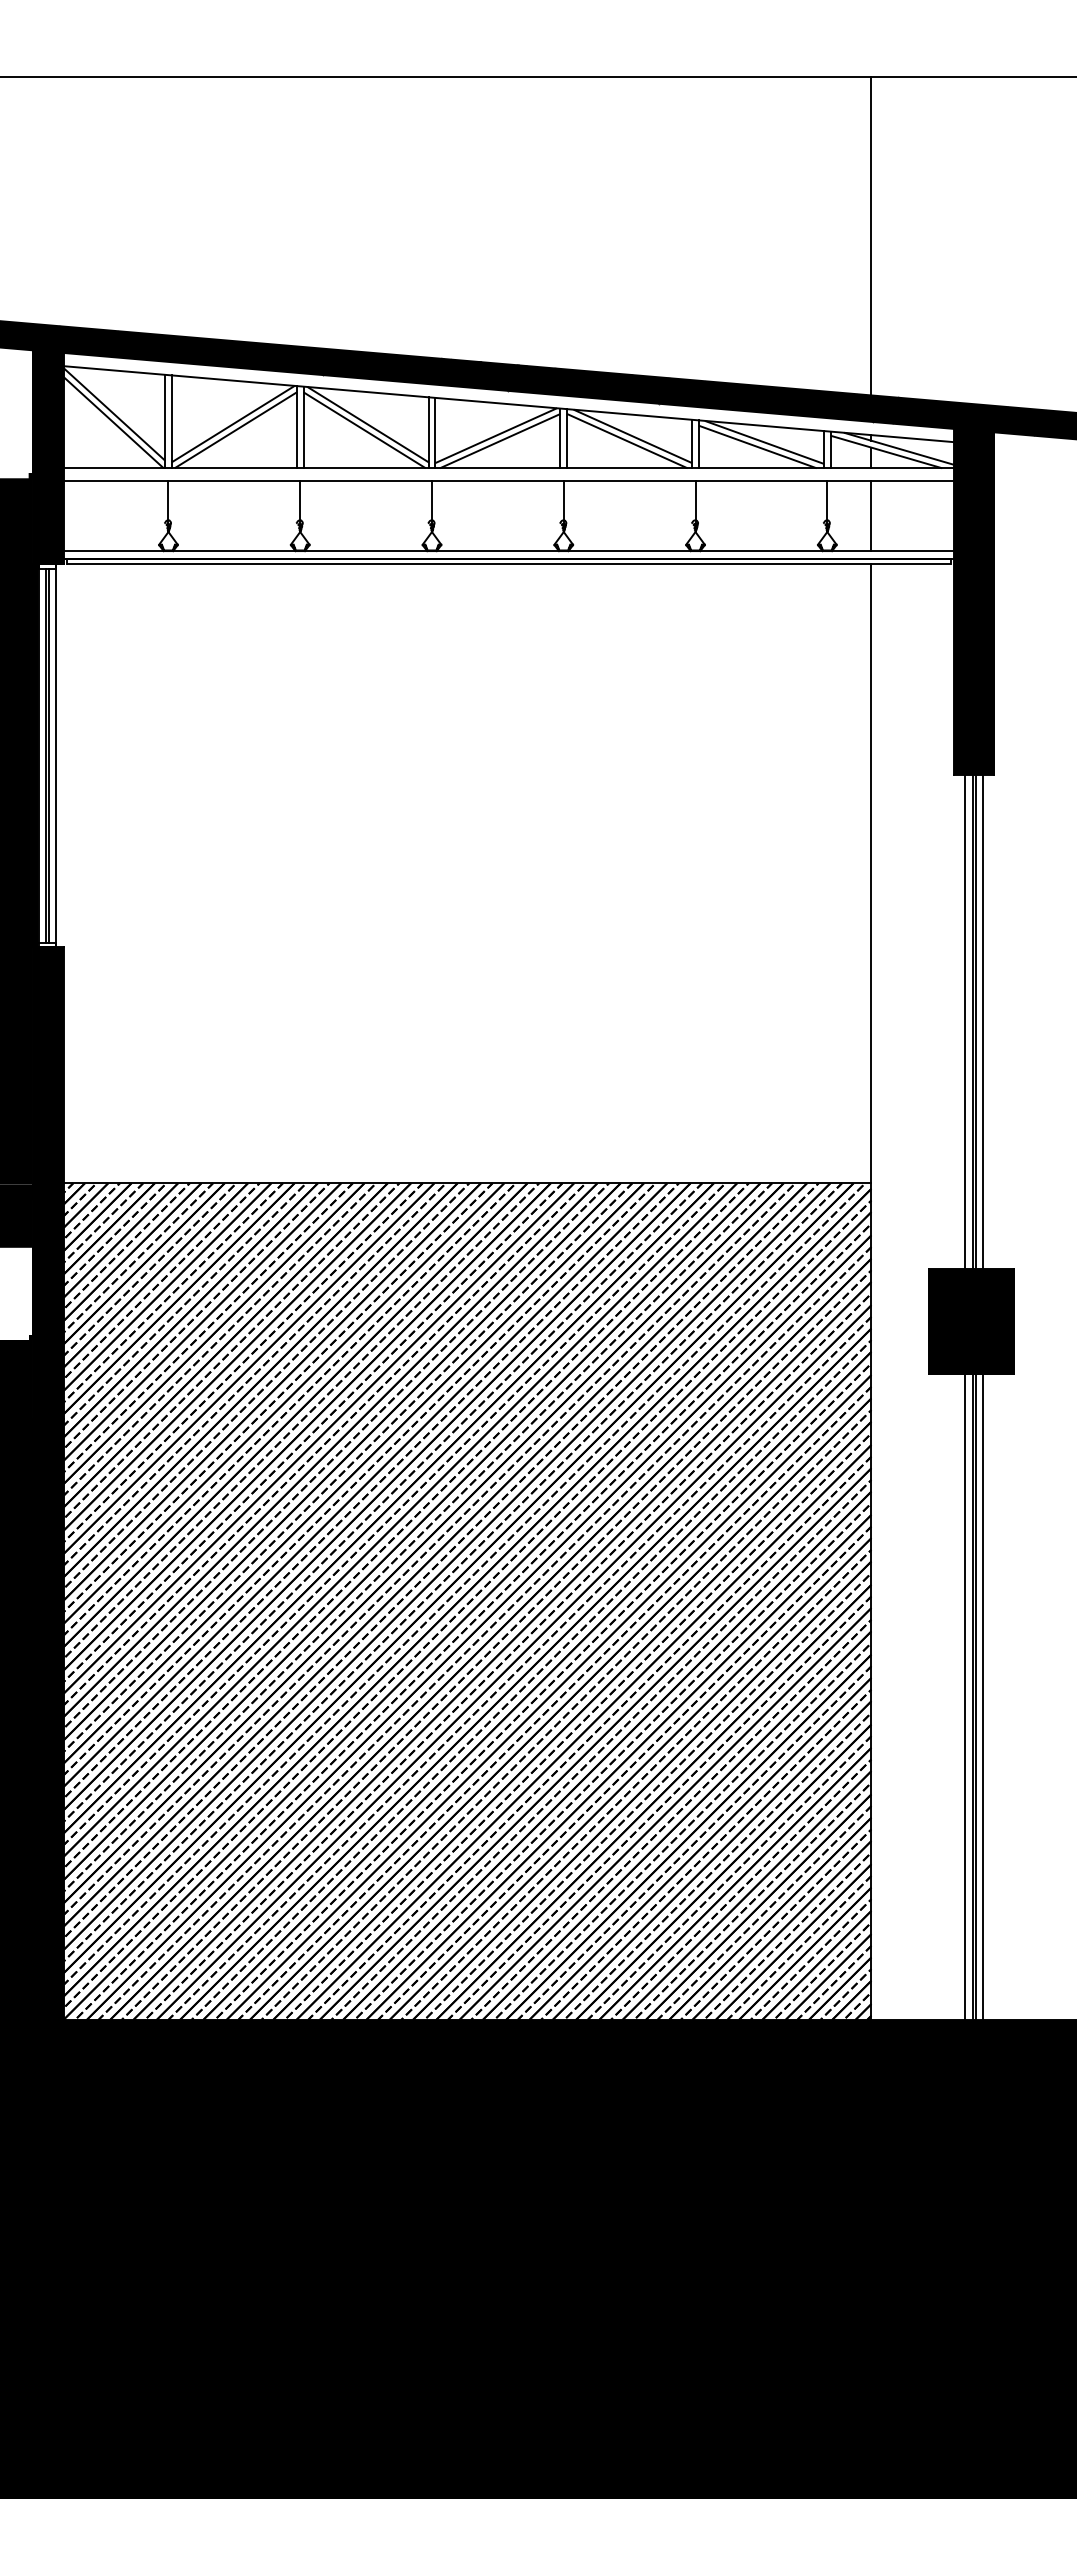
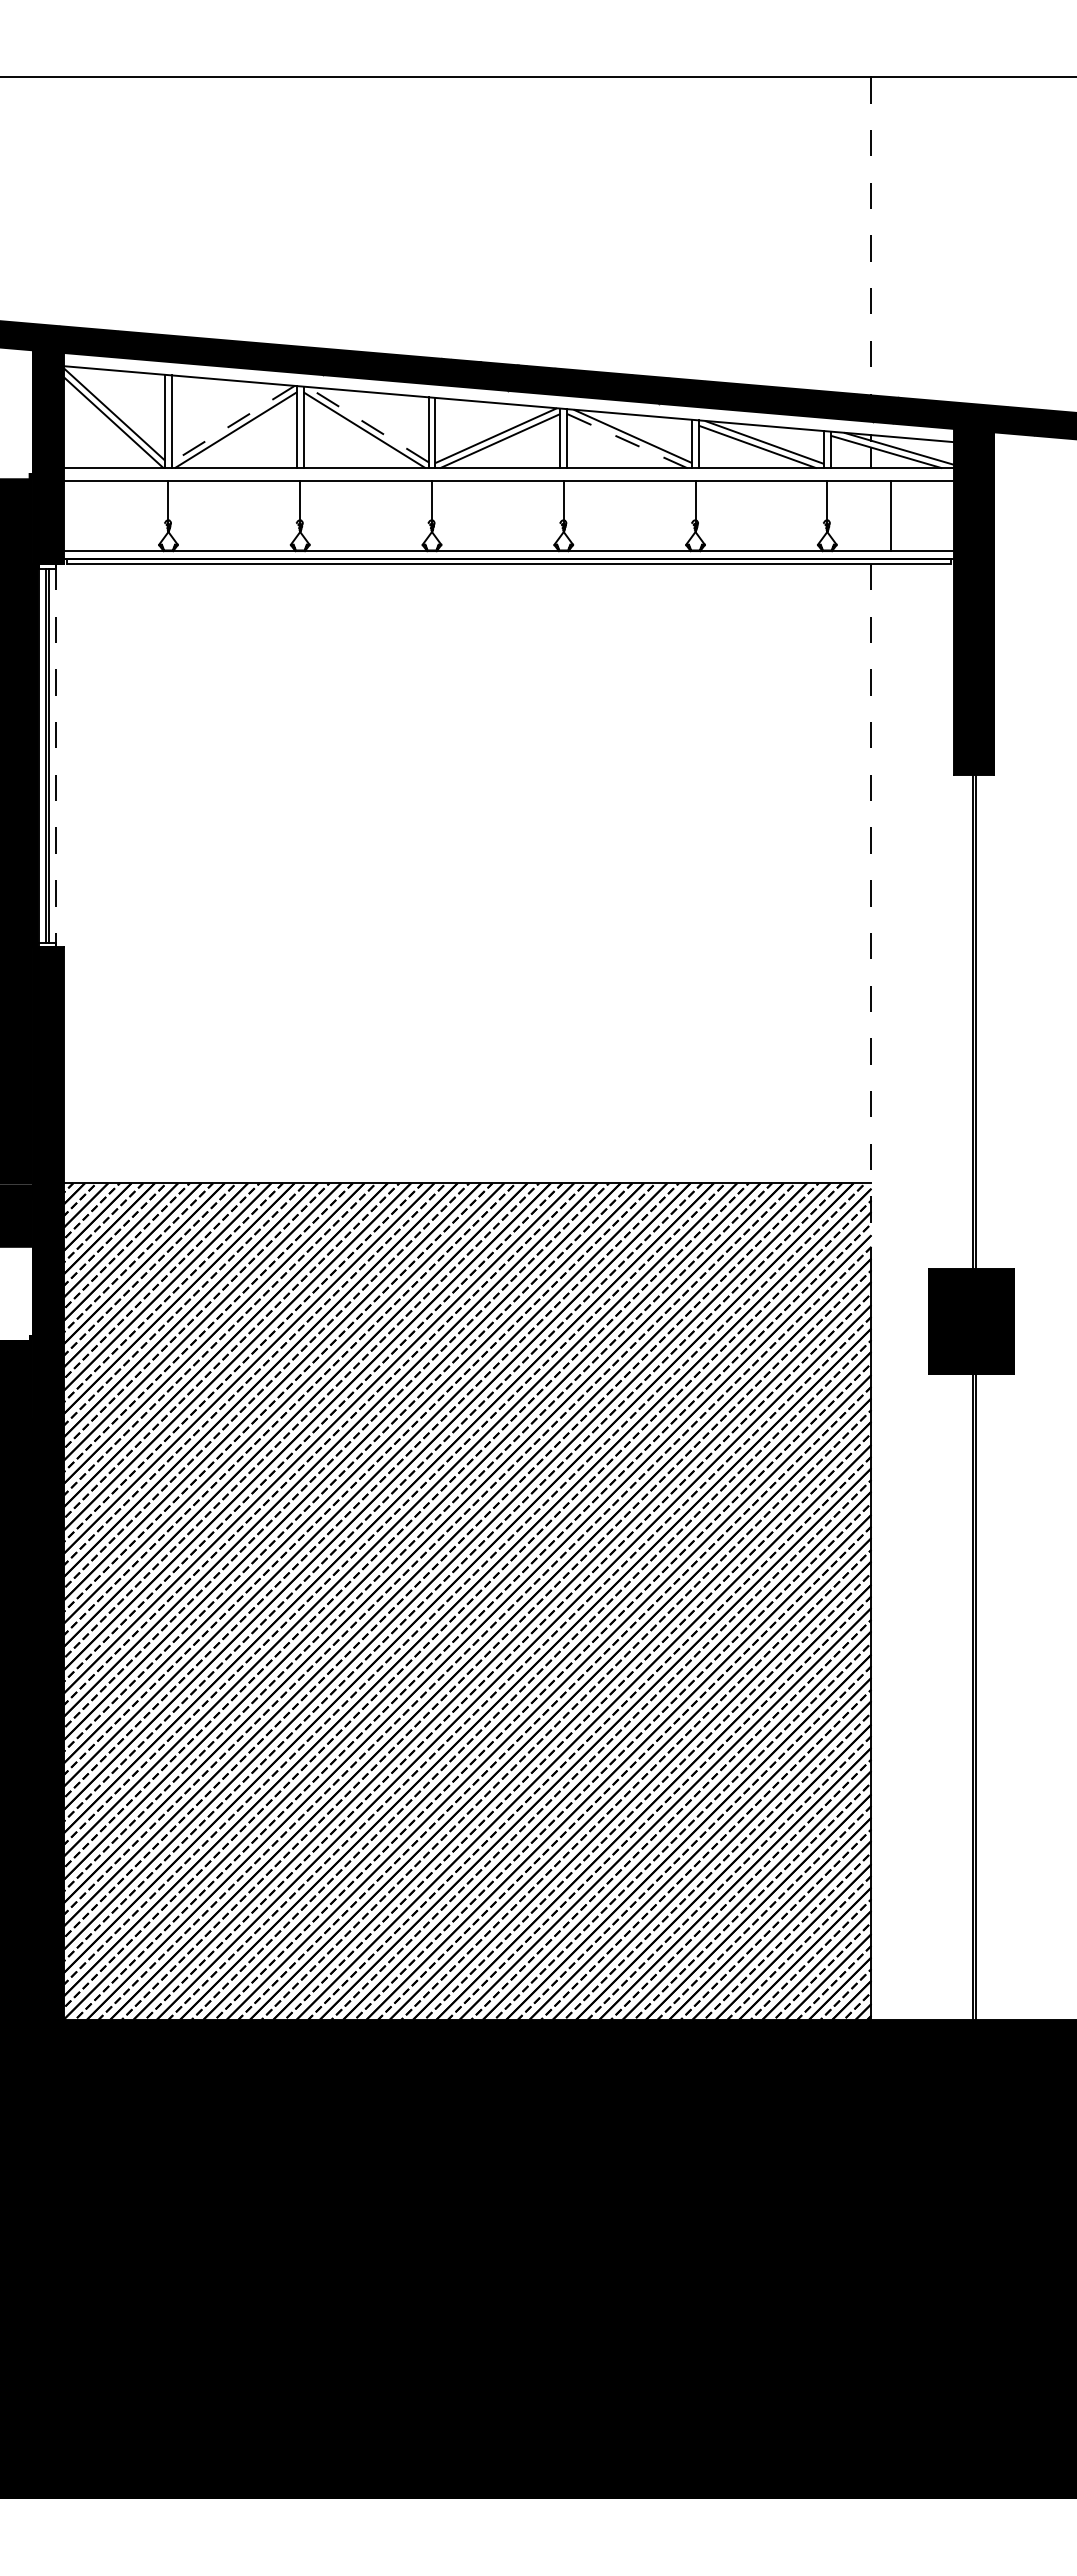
line: solid -> dashed (871, 236)
line: solid -> dashed (232, 424)
line: solid -> dashed (367, 424)
line: solid -> dashed (626, 440)
line position: (871, 516) -> (891, 516) (891, 516)
line: solid -> dashed (56, 755)
line: solid -> dashed (871, 905)
line: present -> none (965, 1021)
line: present -> none (983, 1021)
line: present -> none (965, 1696)
line: present -> none (983, 1696)
